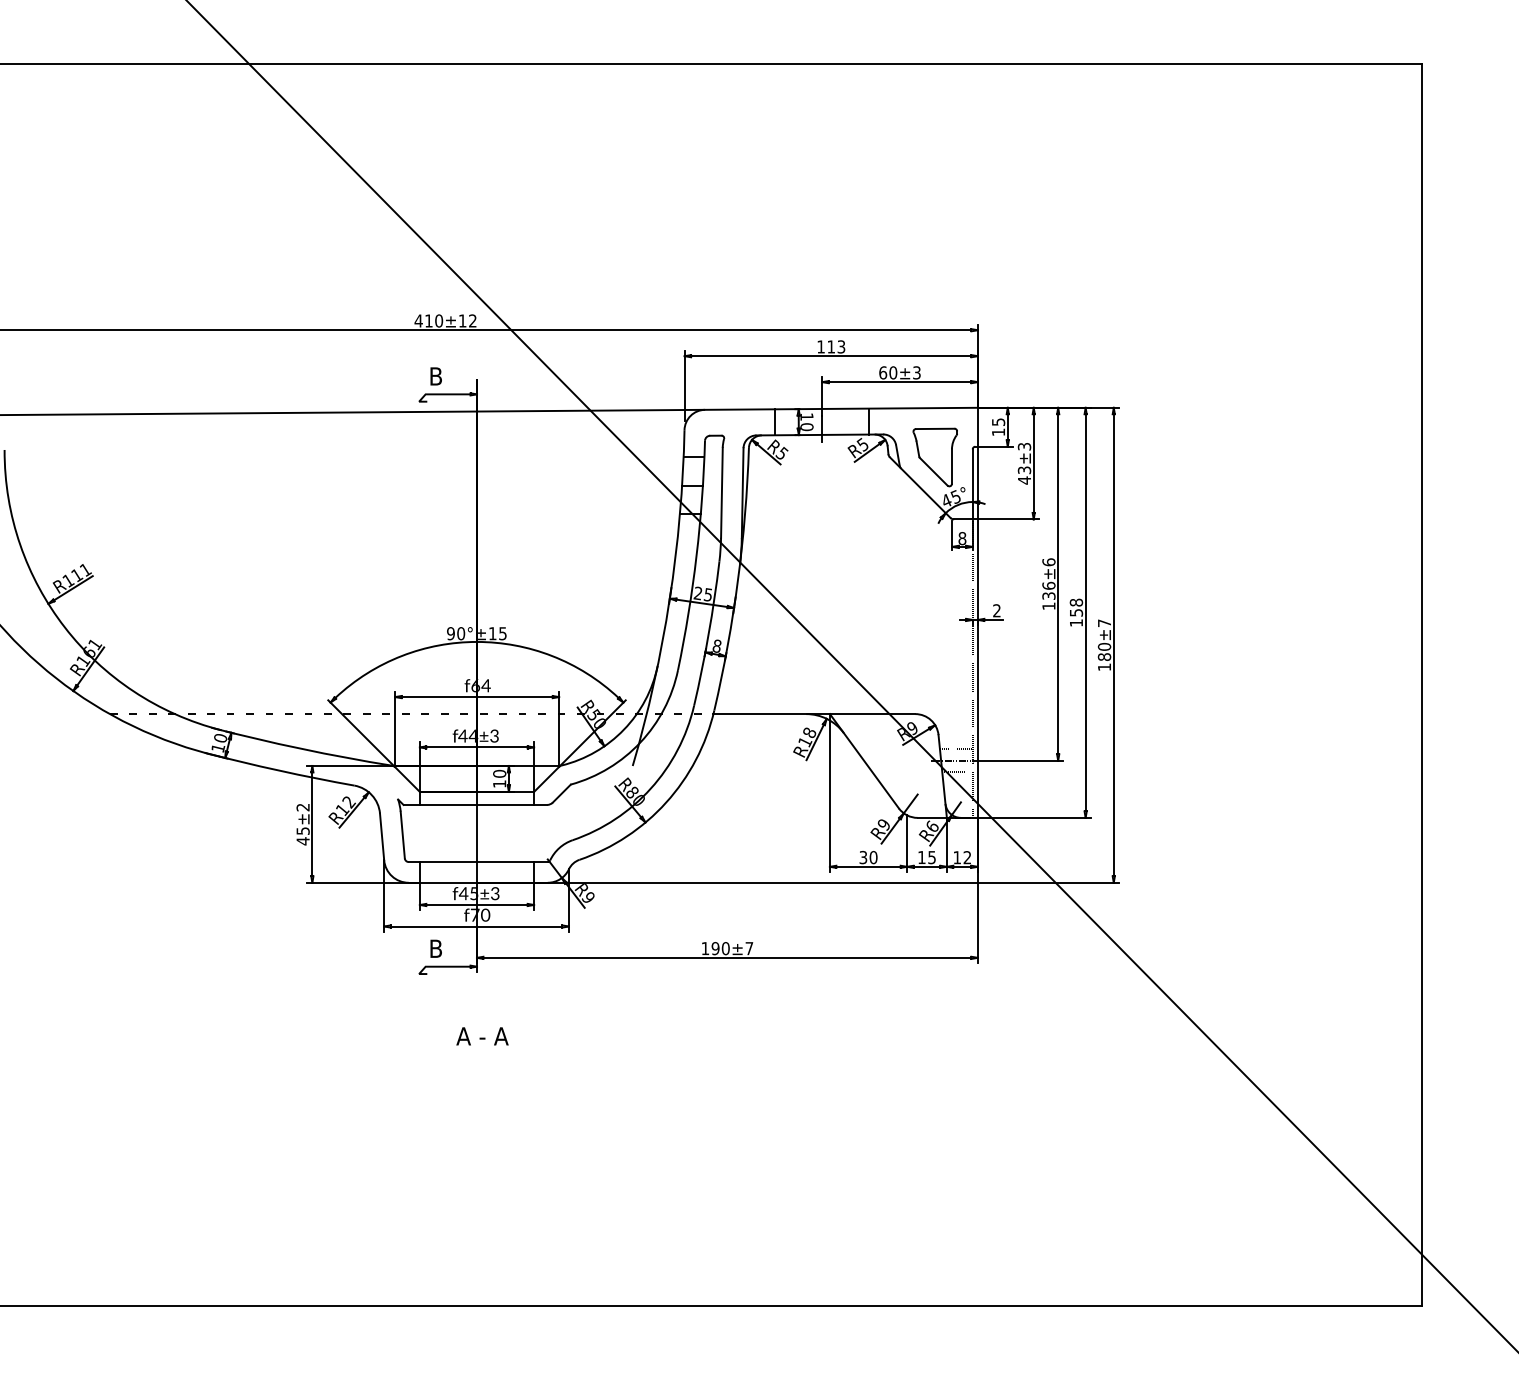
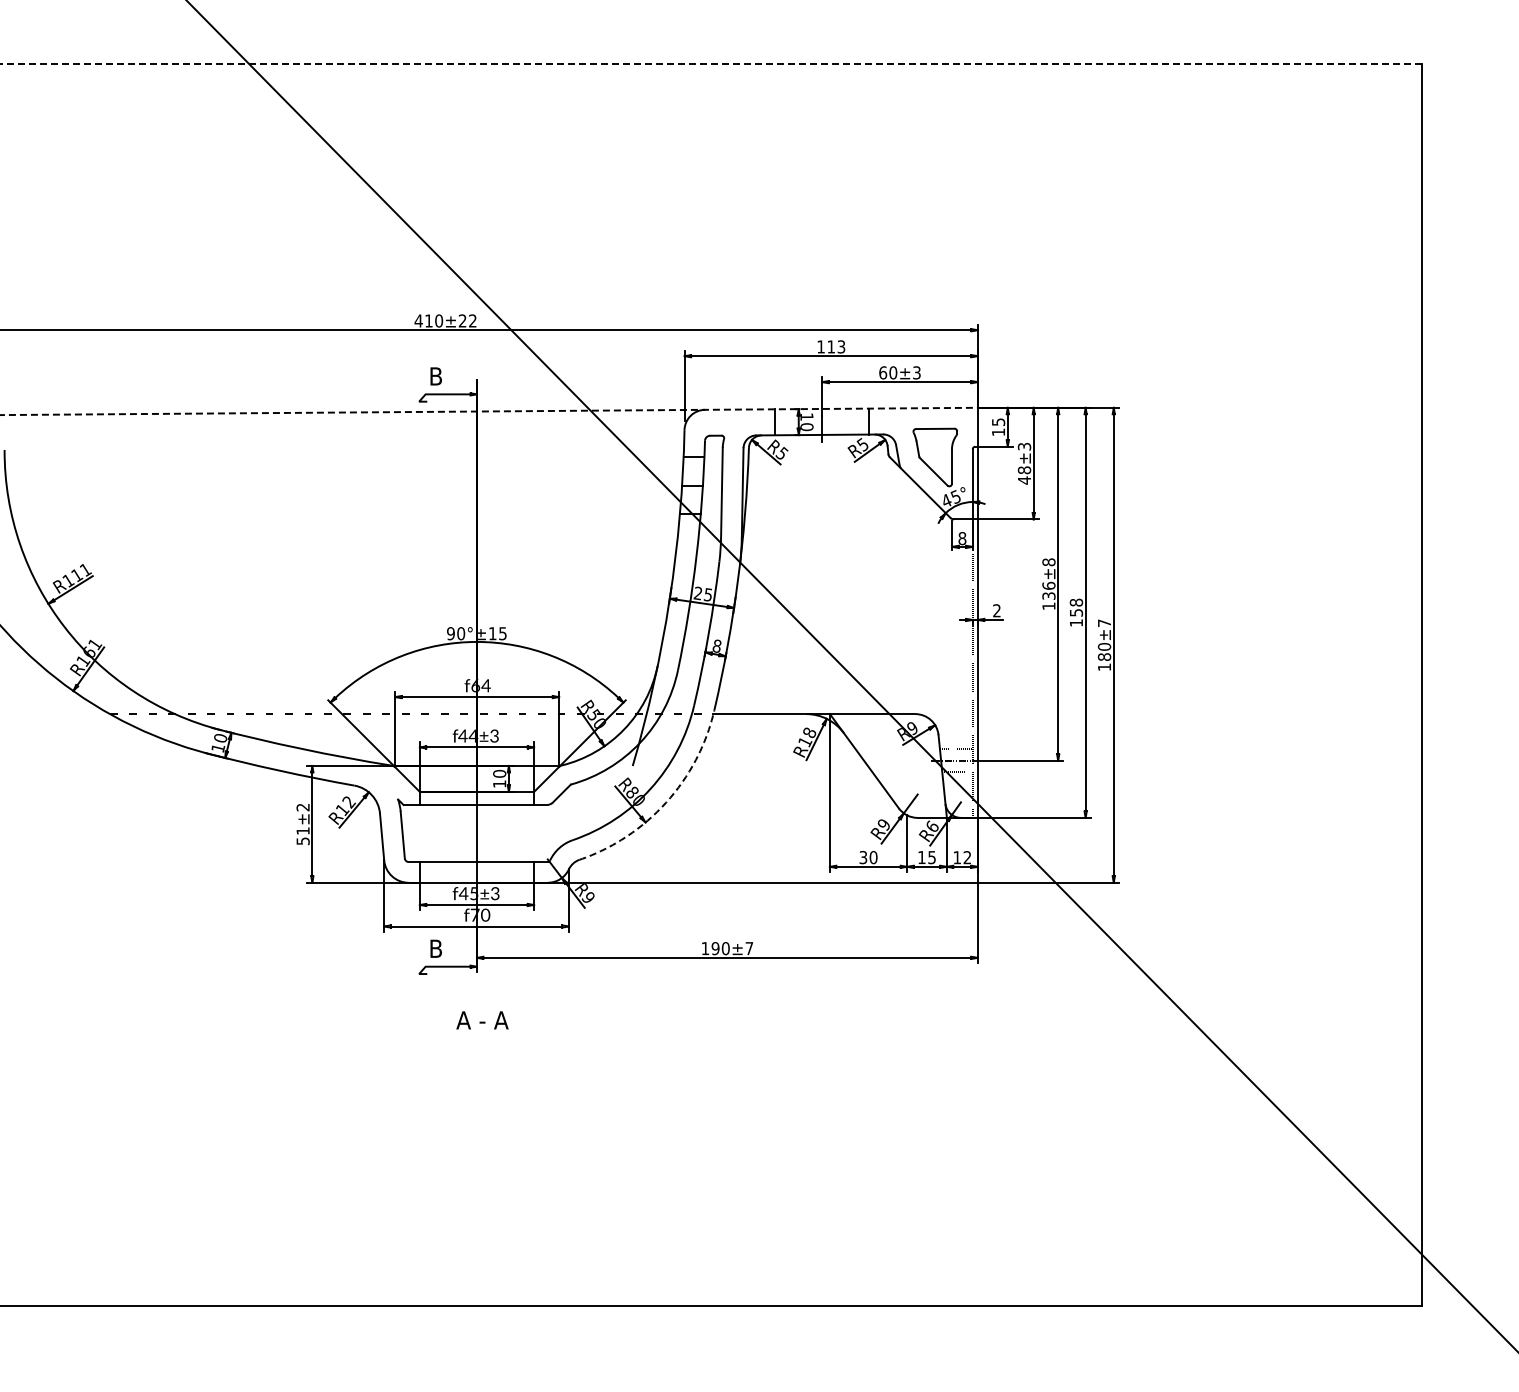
line: solid -> dashed (710, 64)
text: 410±12 -> 410±22 (462, 320)
line: solid -> dashed (489, 411)
text: 43±3 -> 48±3 (1024, 470)
text: 136±6 -> 136±8 (1048, 562)
arc: solid -> dashed (666, 802)
text: 45±2 -> 51±2 (302, 836)
text position: (482, 1036) -> (482, 1020) (482, 1020)
